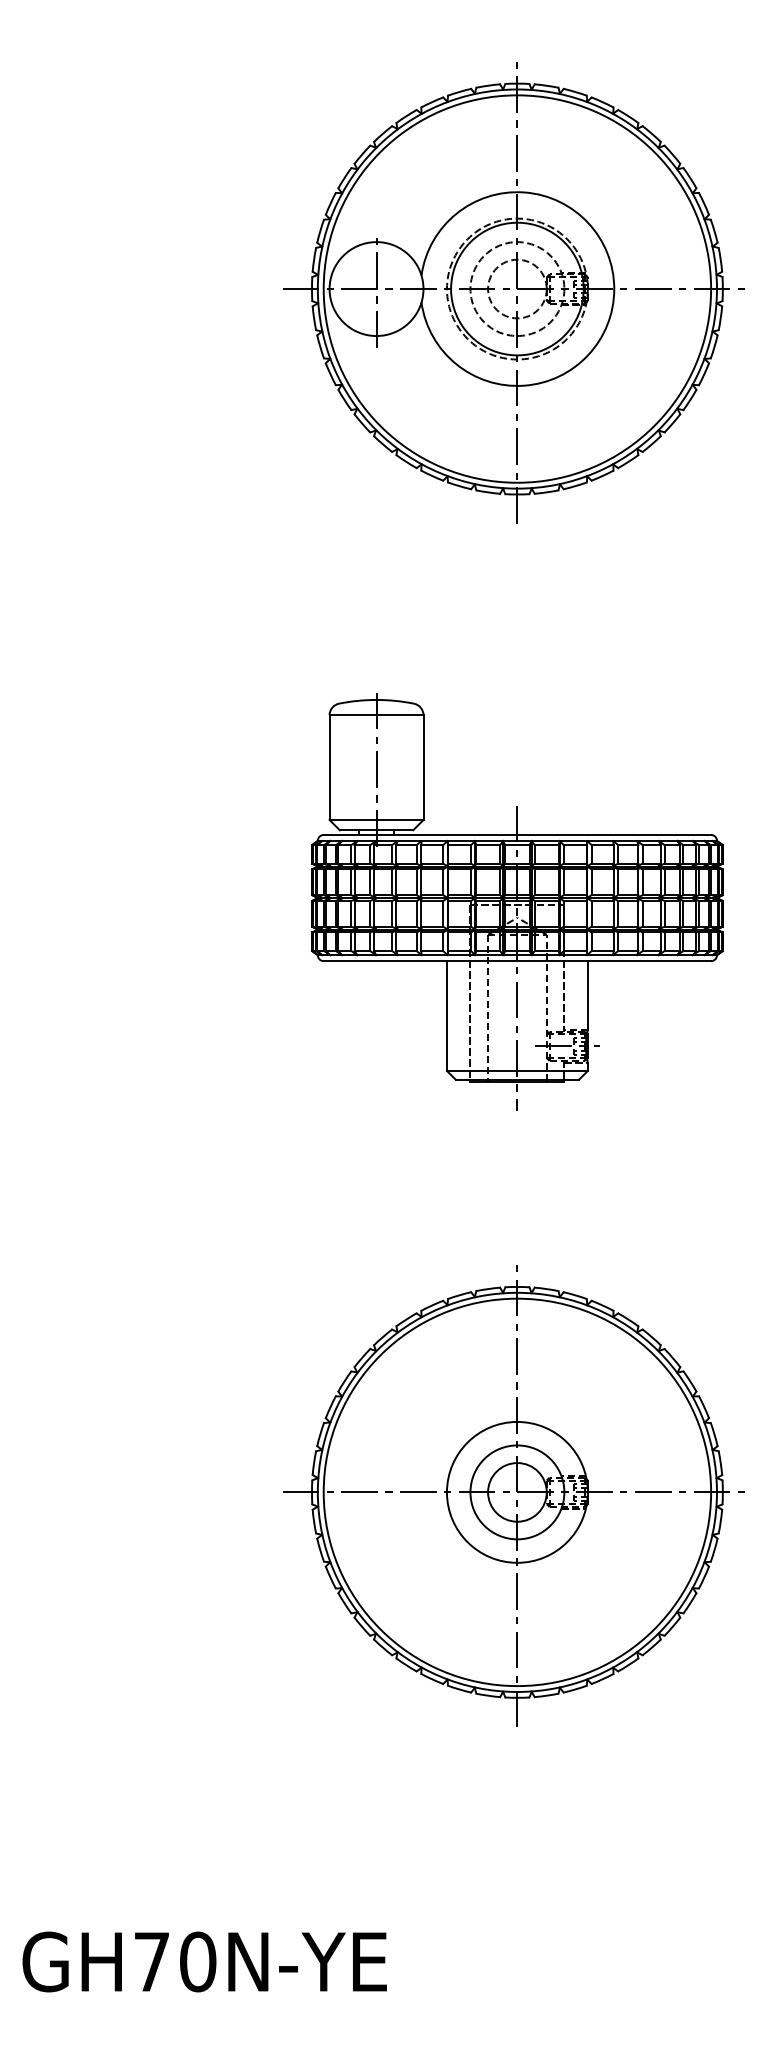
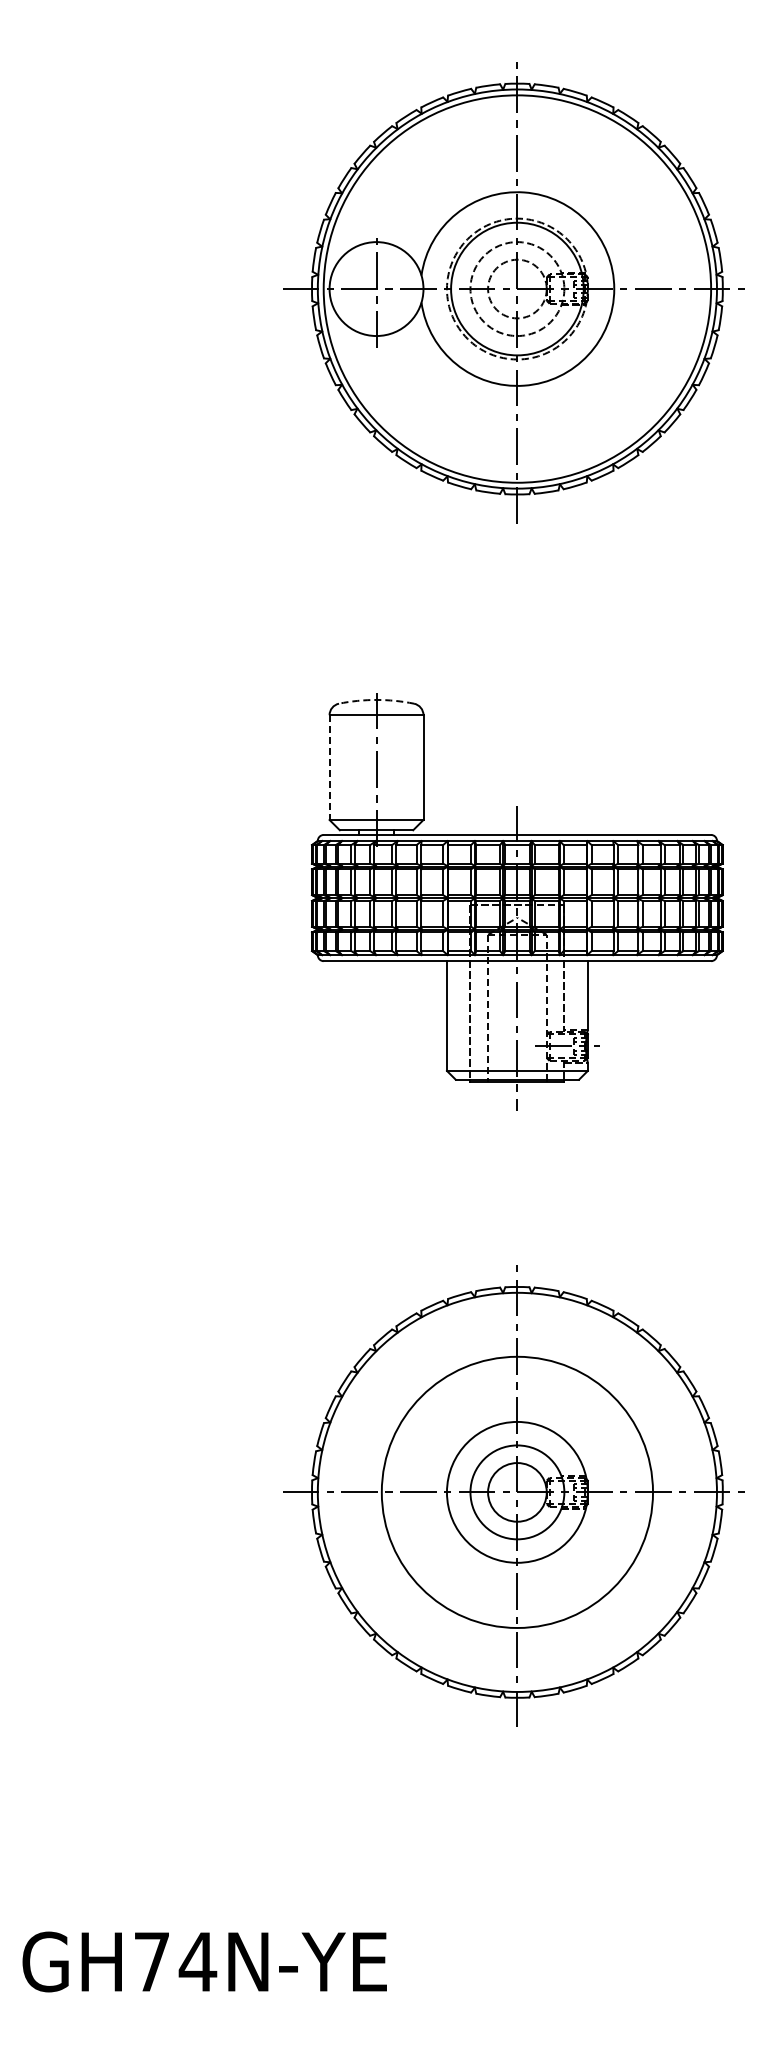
arc: solid -> dashed (376, 699)
line: solid -> dashed (329, 768)
circle diameter: 387 px -> 271 px (517, 1491)
text: GH70N-YE -> GH74N-YE (197, 1961)
